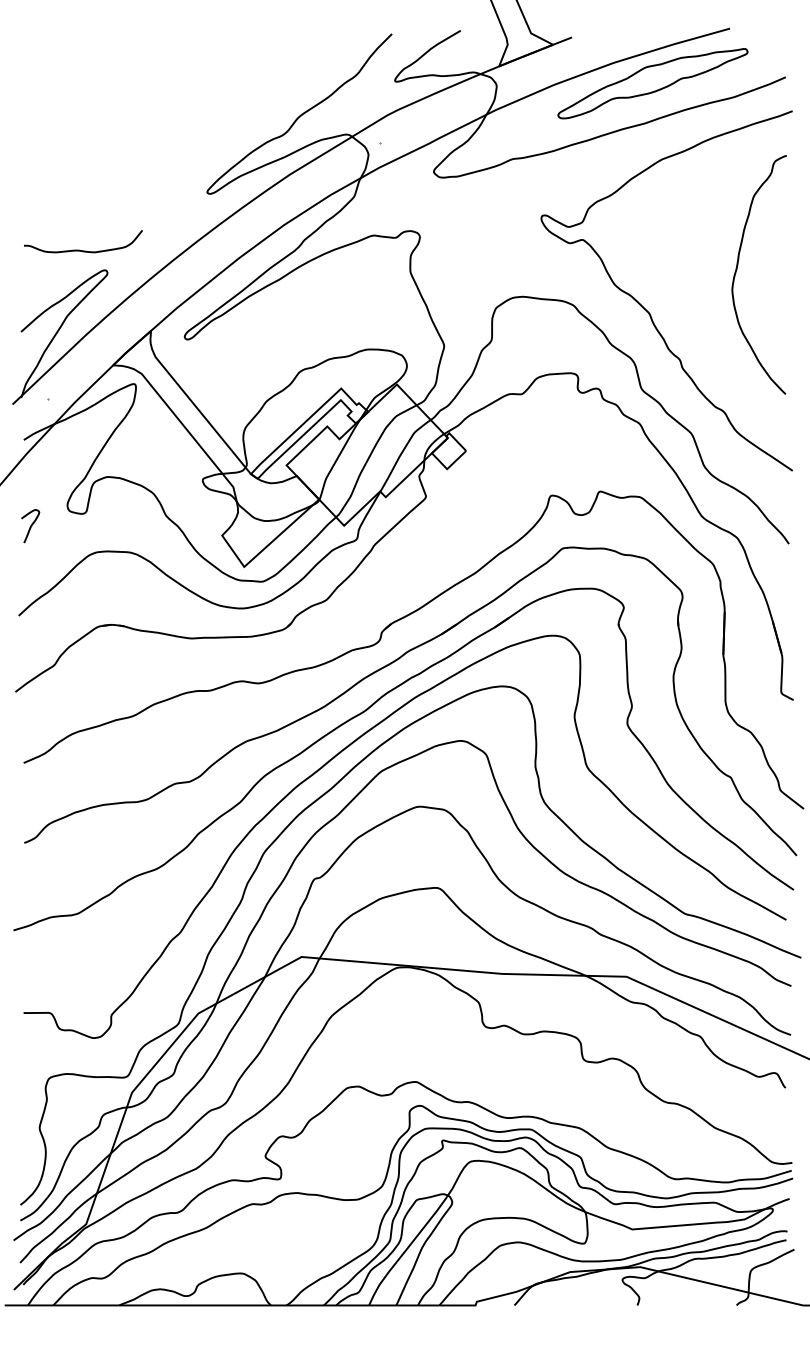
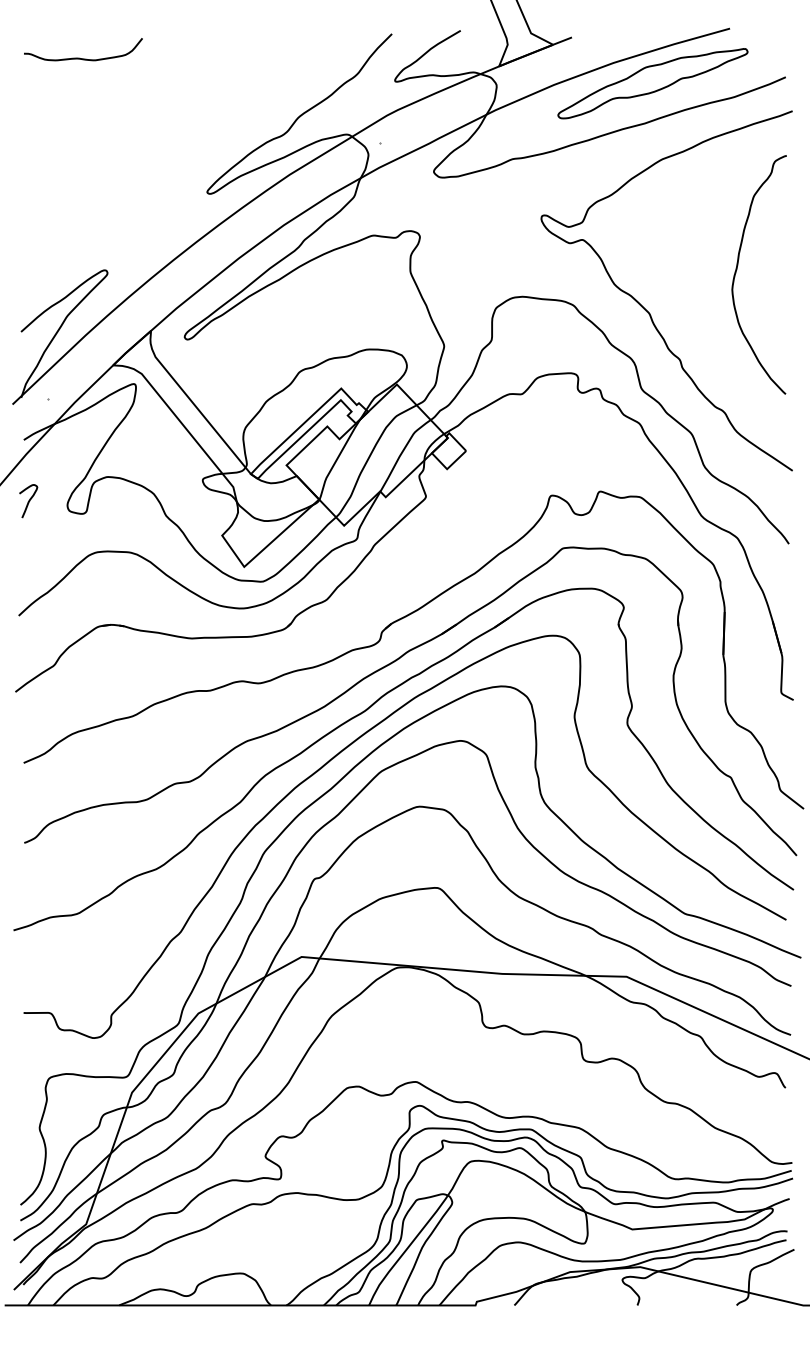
curve position: (79, 249) -> (79, 57) (79, 57)
curve position: (30, 526) -> (28, 501) (28, 501)
